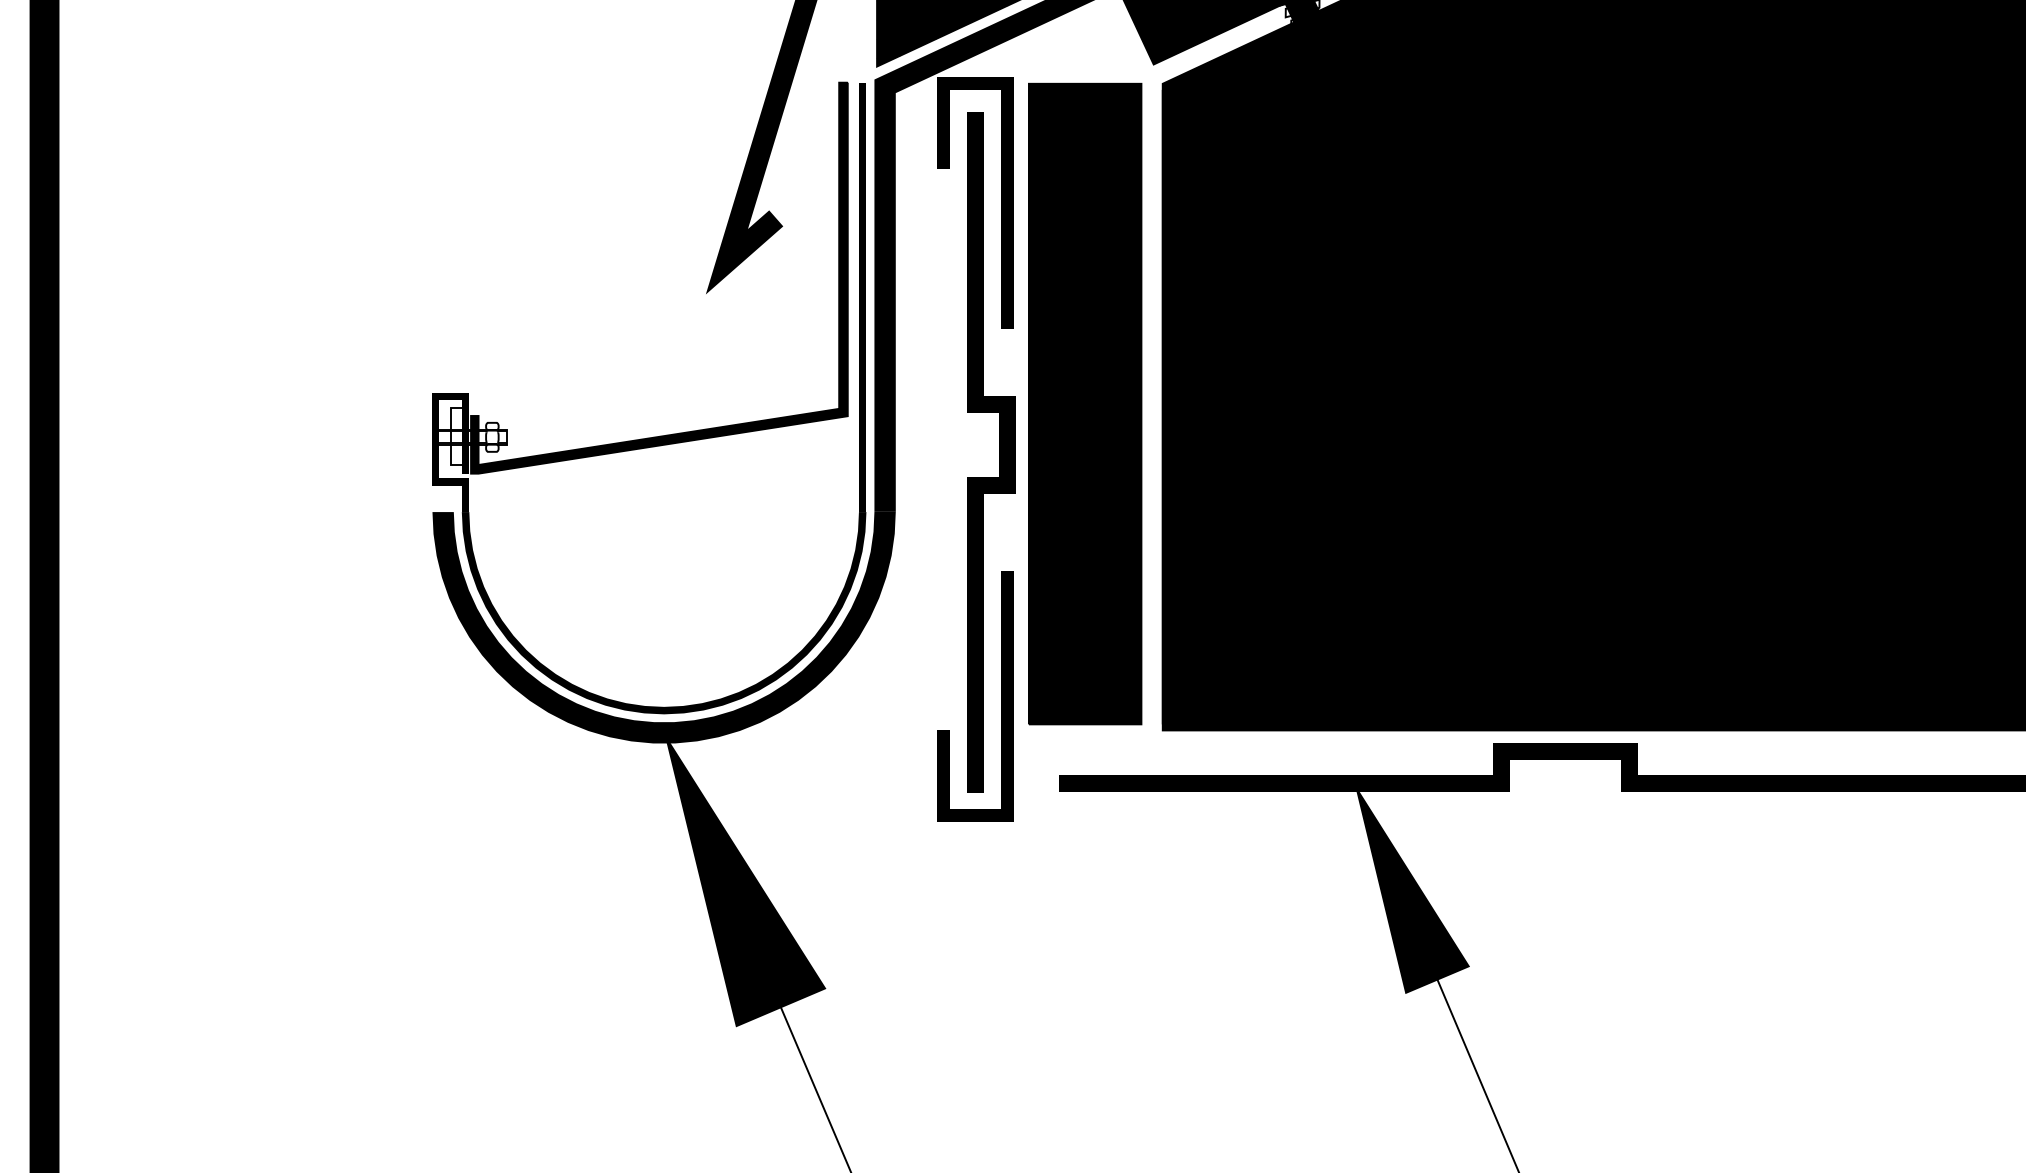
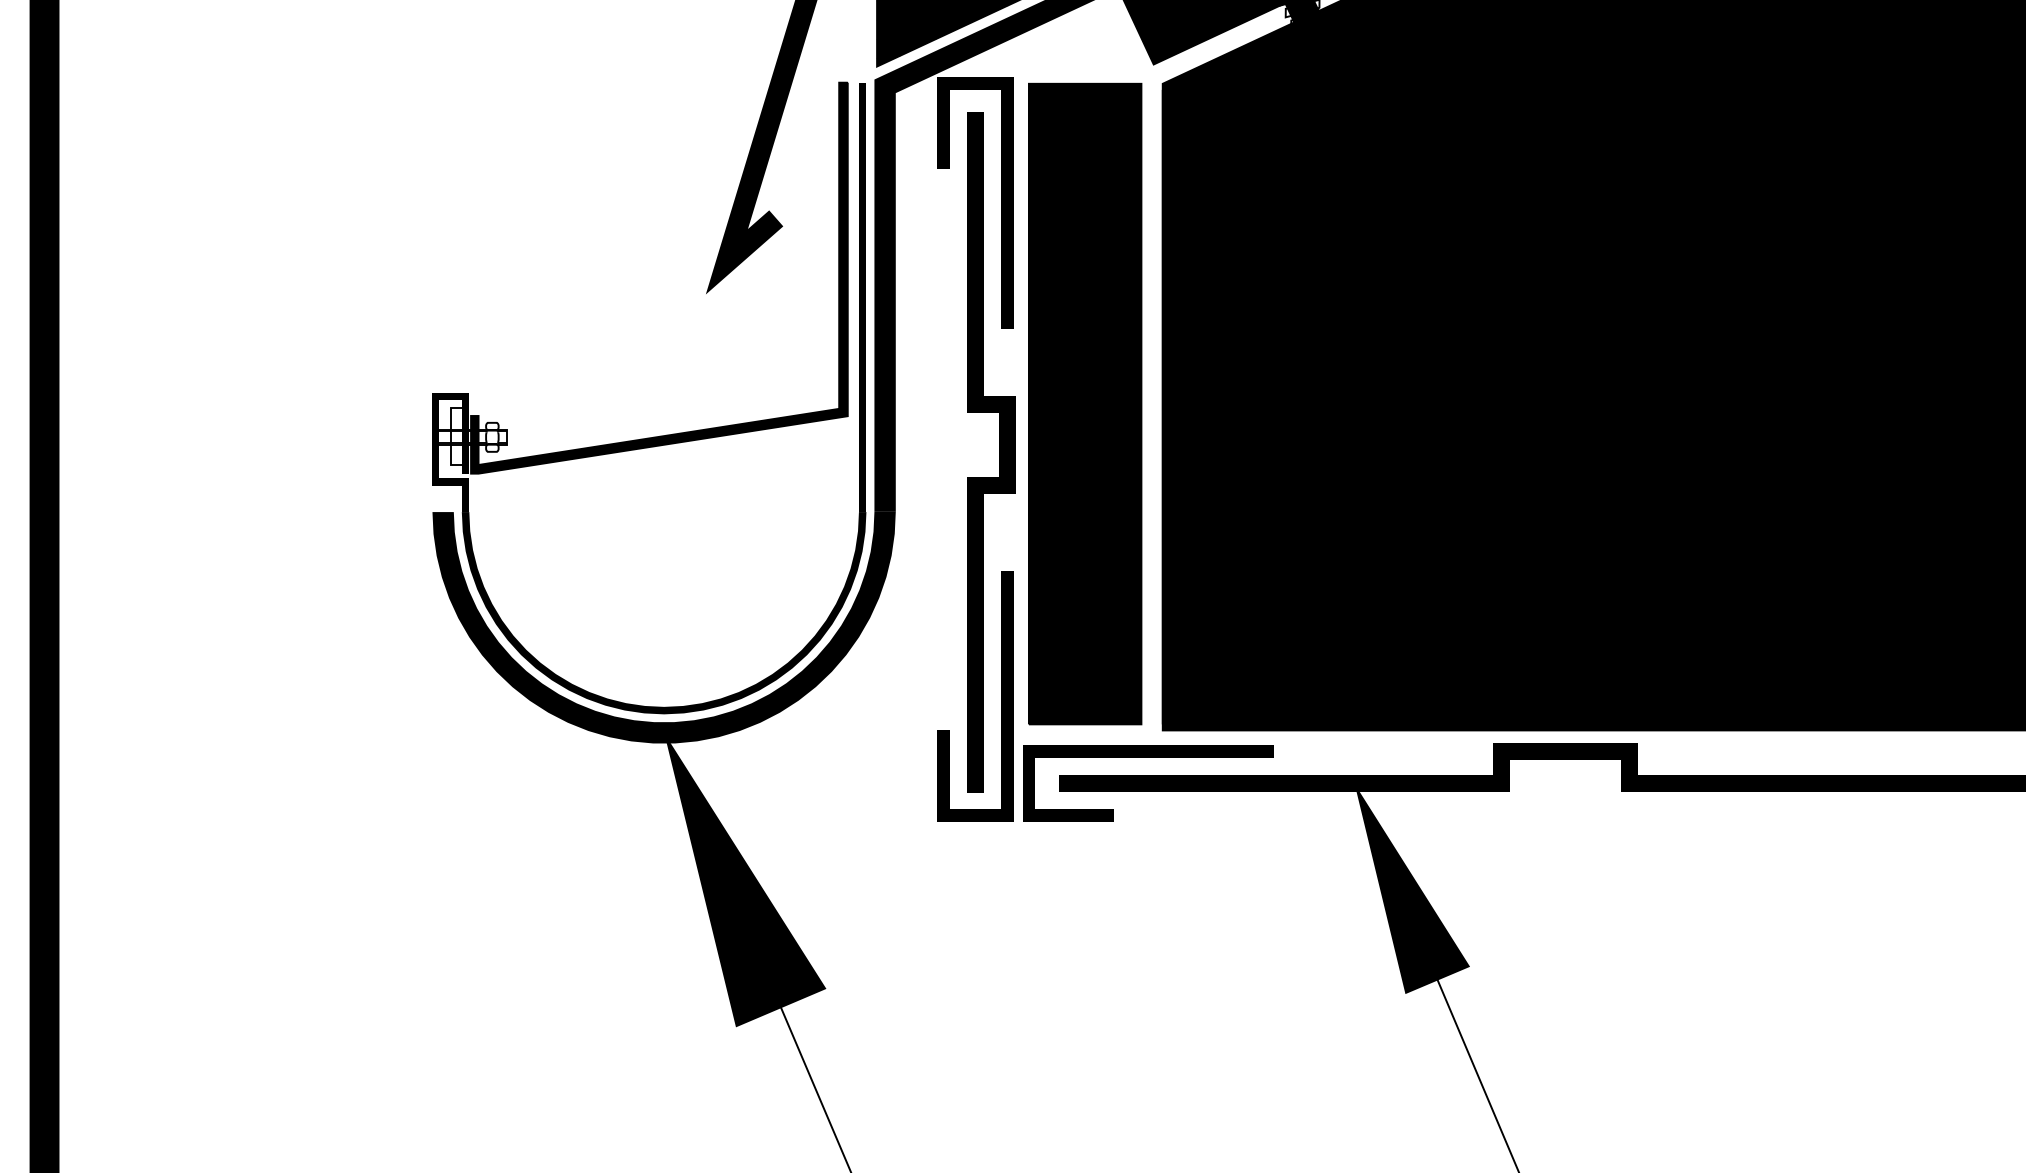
line: none -> present (1148, 757)
